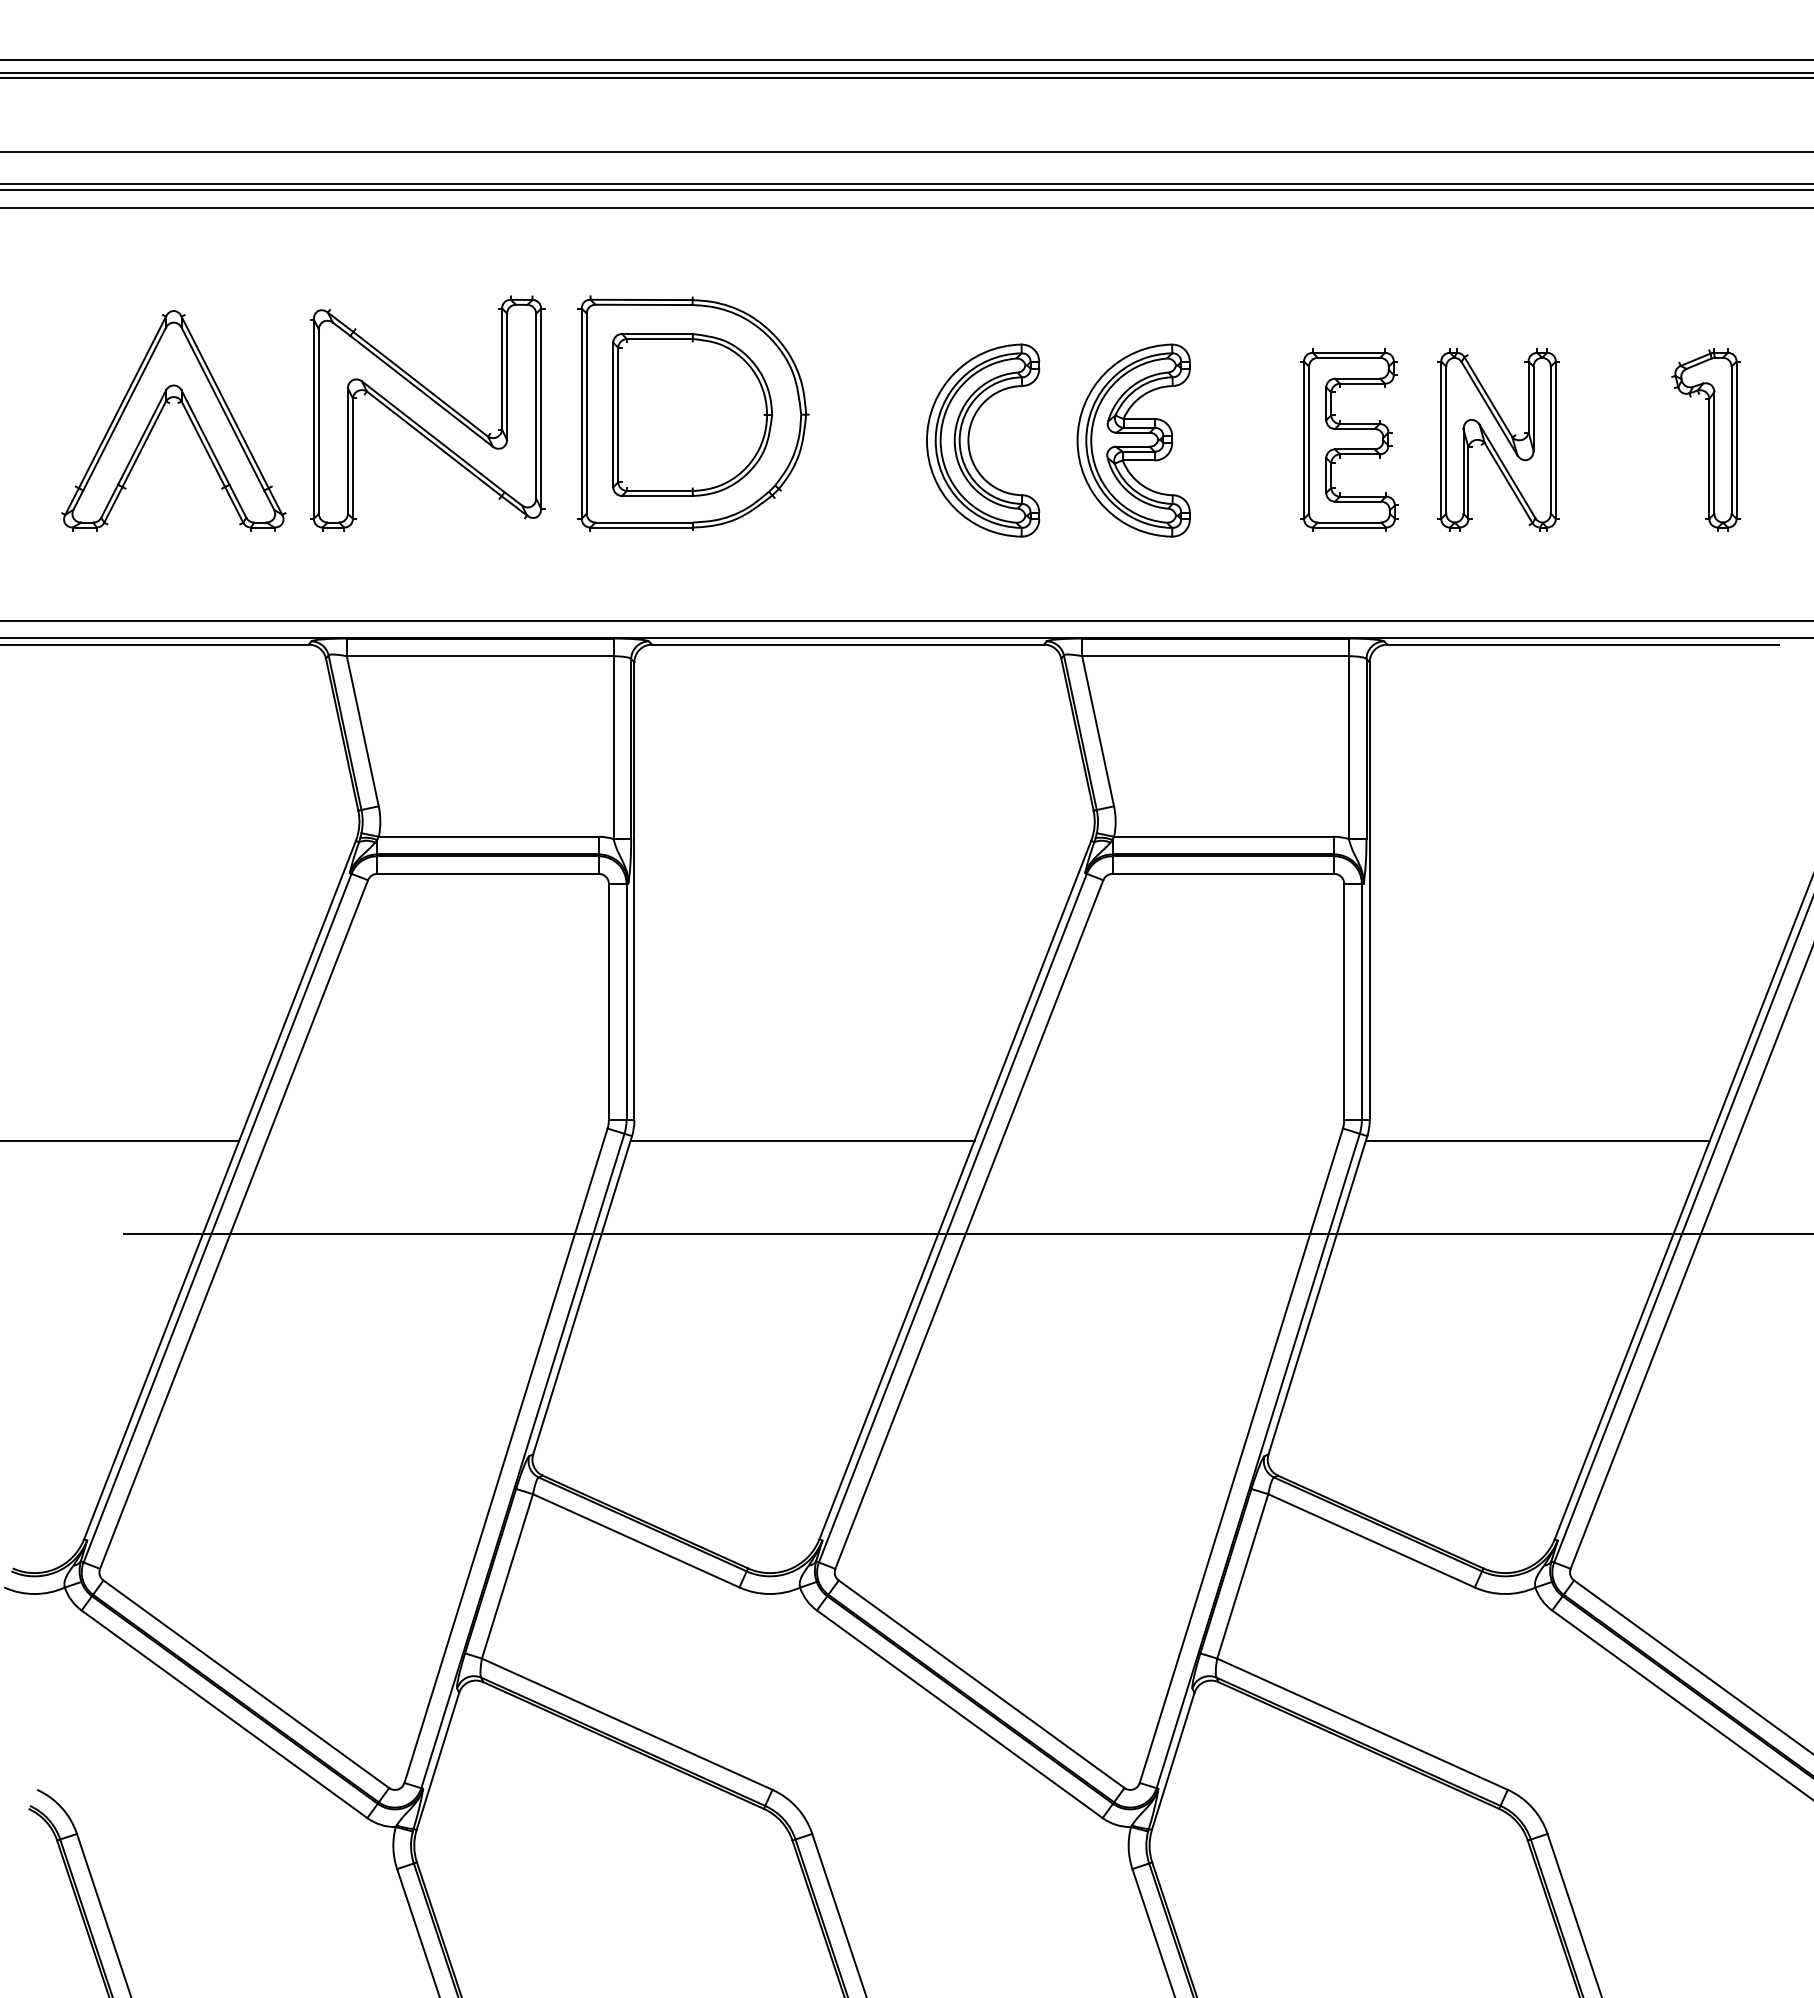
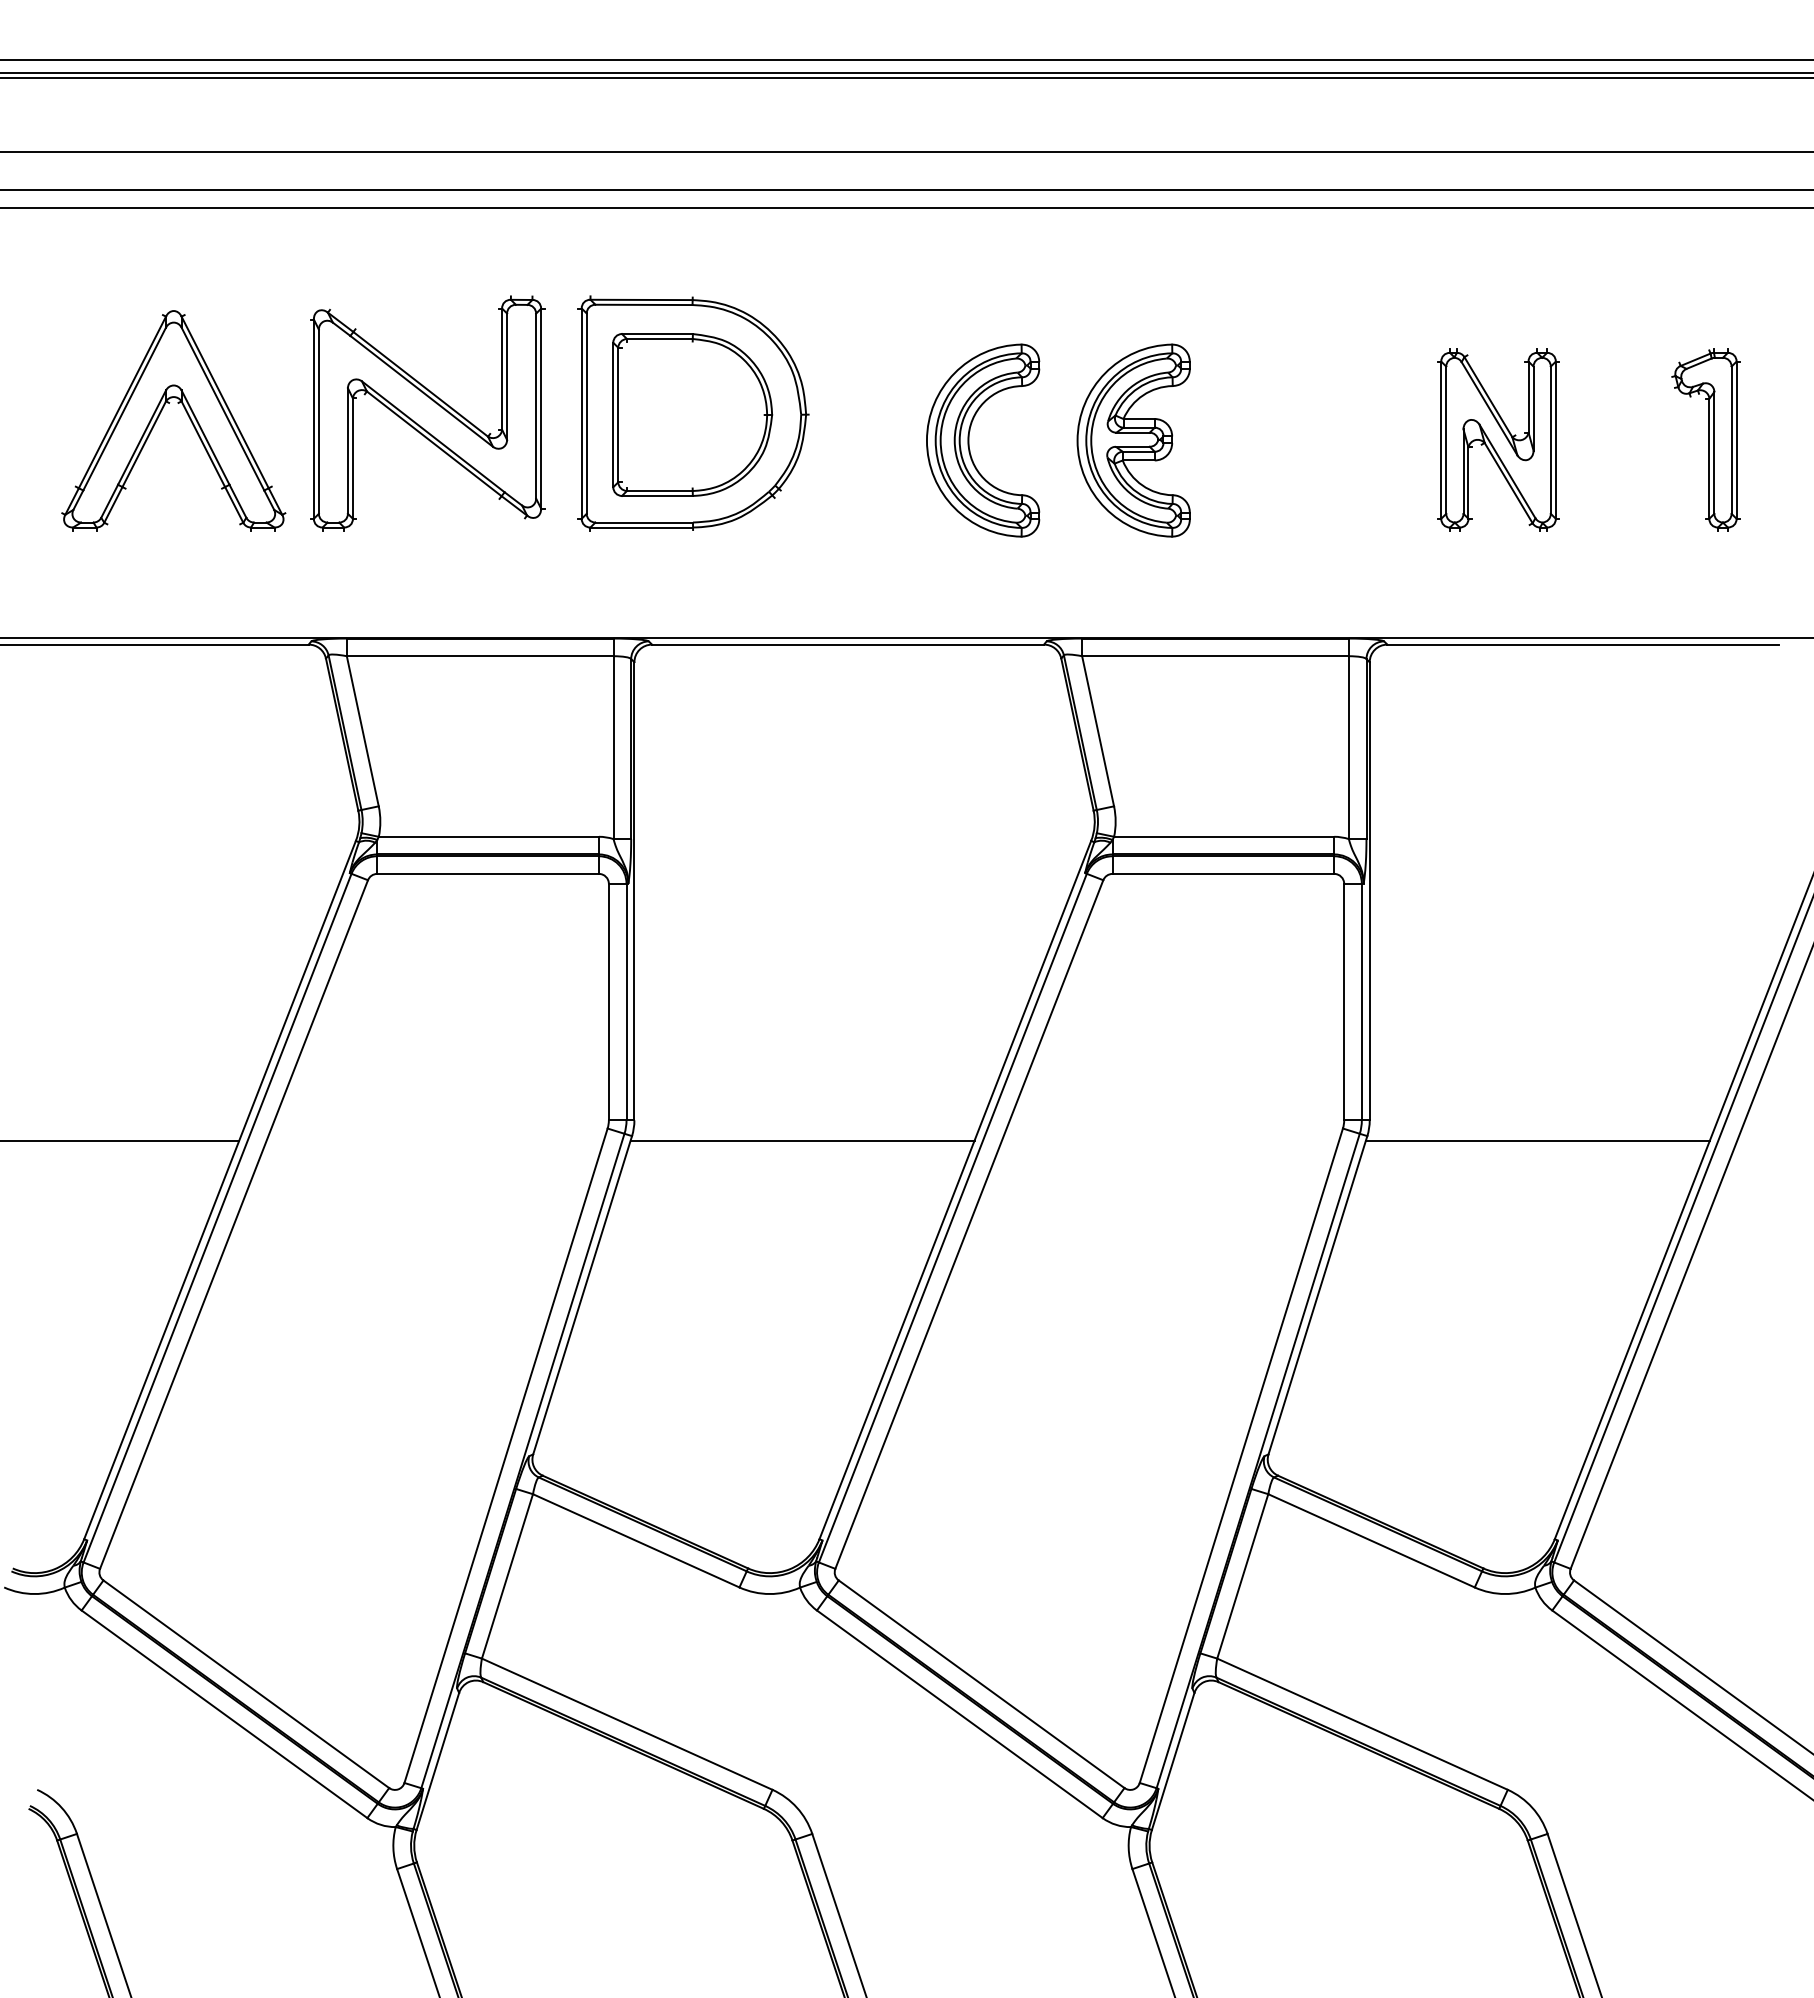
line: present -> none (906, 183)
part: present -> none (1349, 439)
line: present -> none (906, 620)
line: present -> none (966, 1233)
